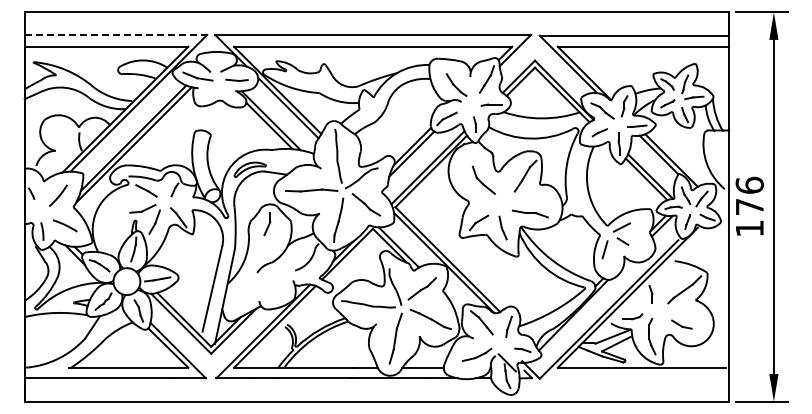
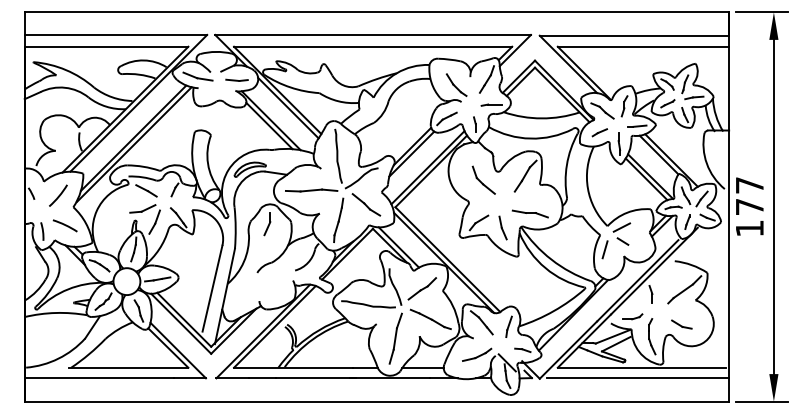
line: dashed -> solid (116, 34)
text: 176 -> 177 (749, 184)
line: none -> present (638, 378)
